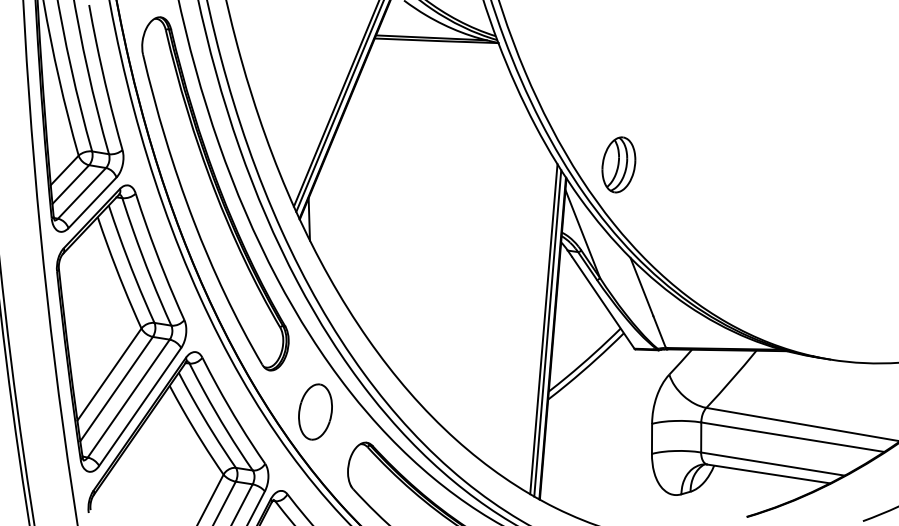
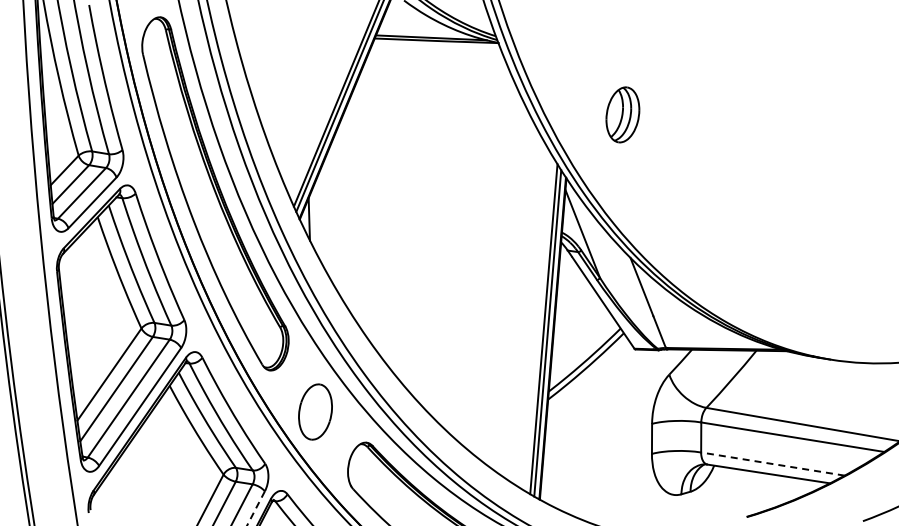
part position: (618, 164) -> (622, 114) (622, 114)
line: solid -> dashed (772, 464)
line: solid -> dashed (255, 509)
